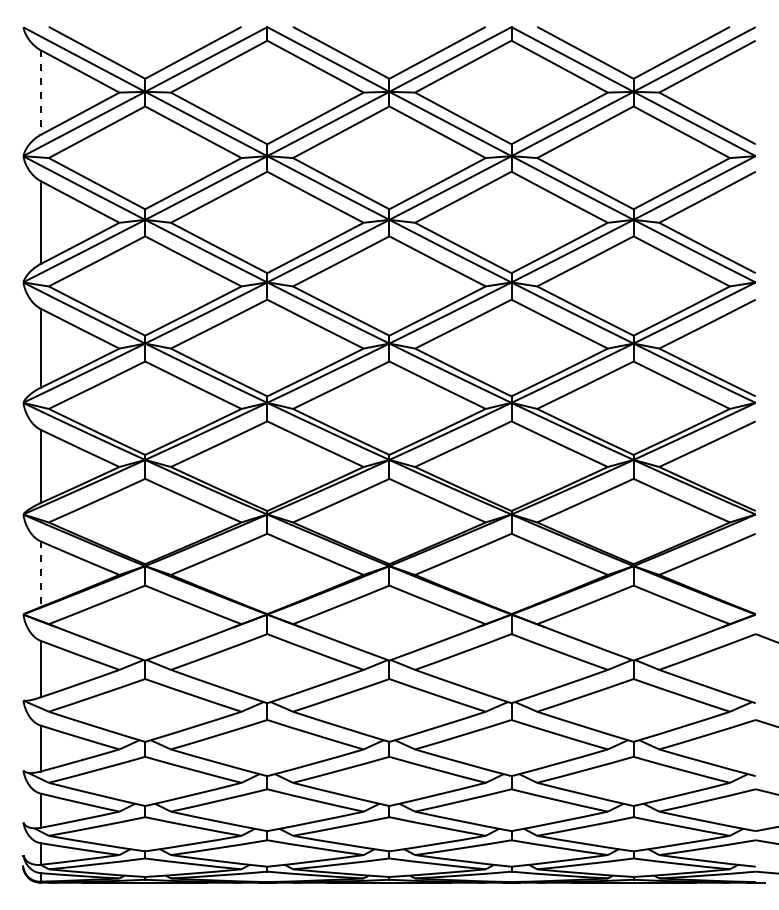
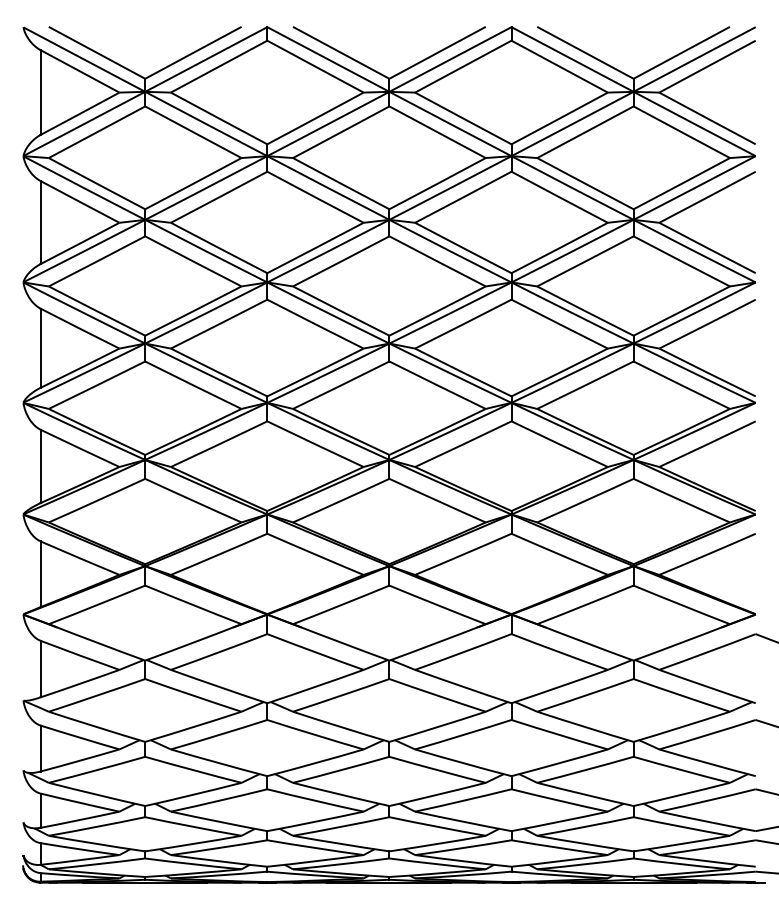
line: dashed -> solid (40, 93)
line: dashed -> solid (40, 574)
